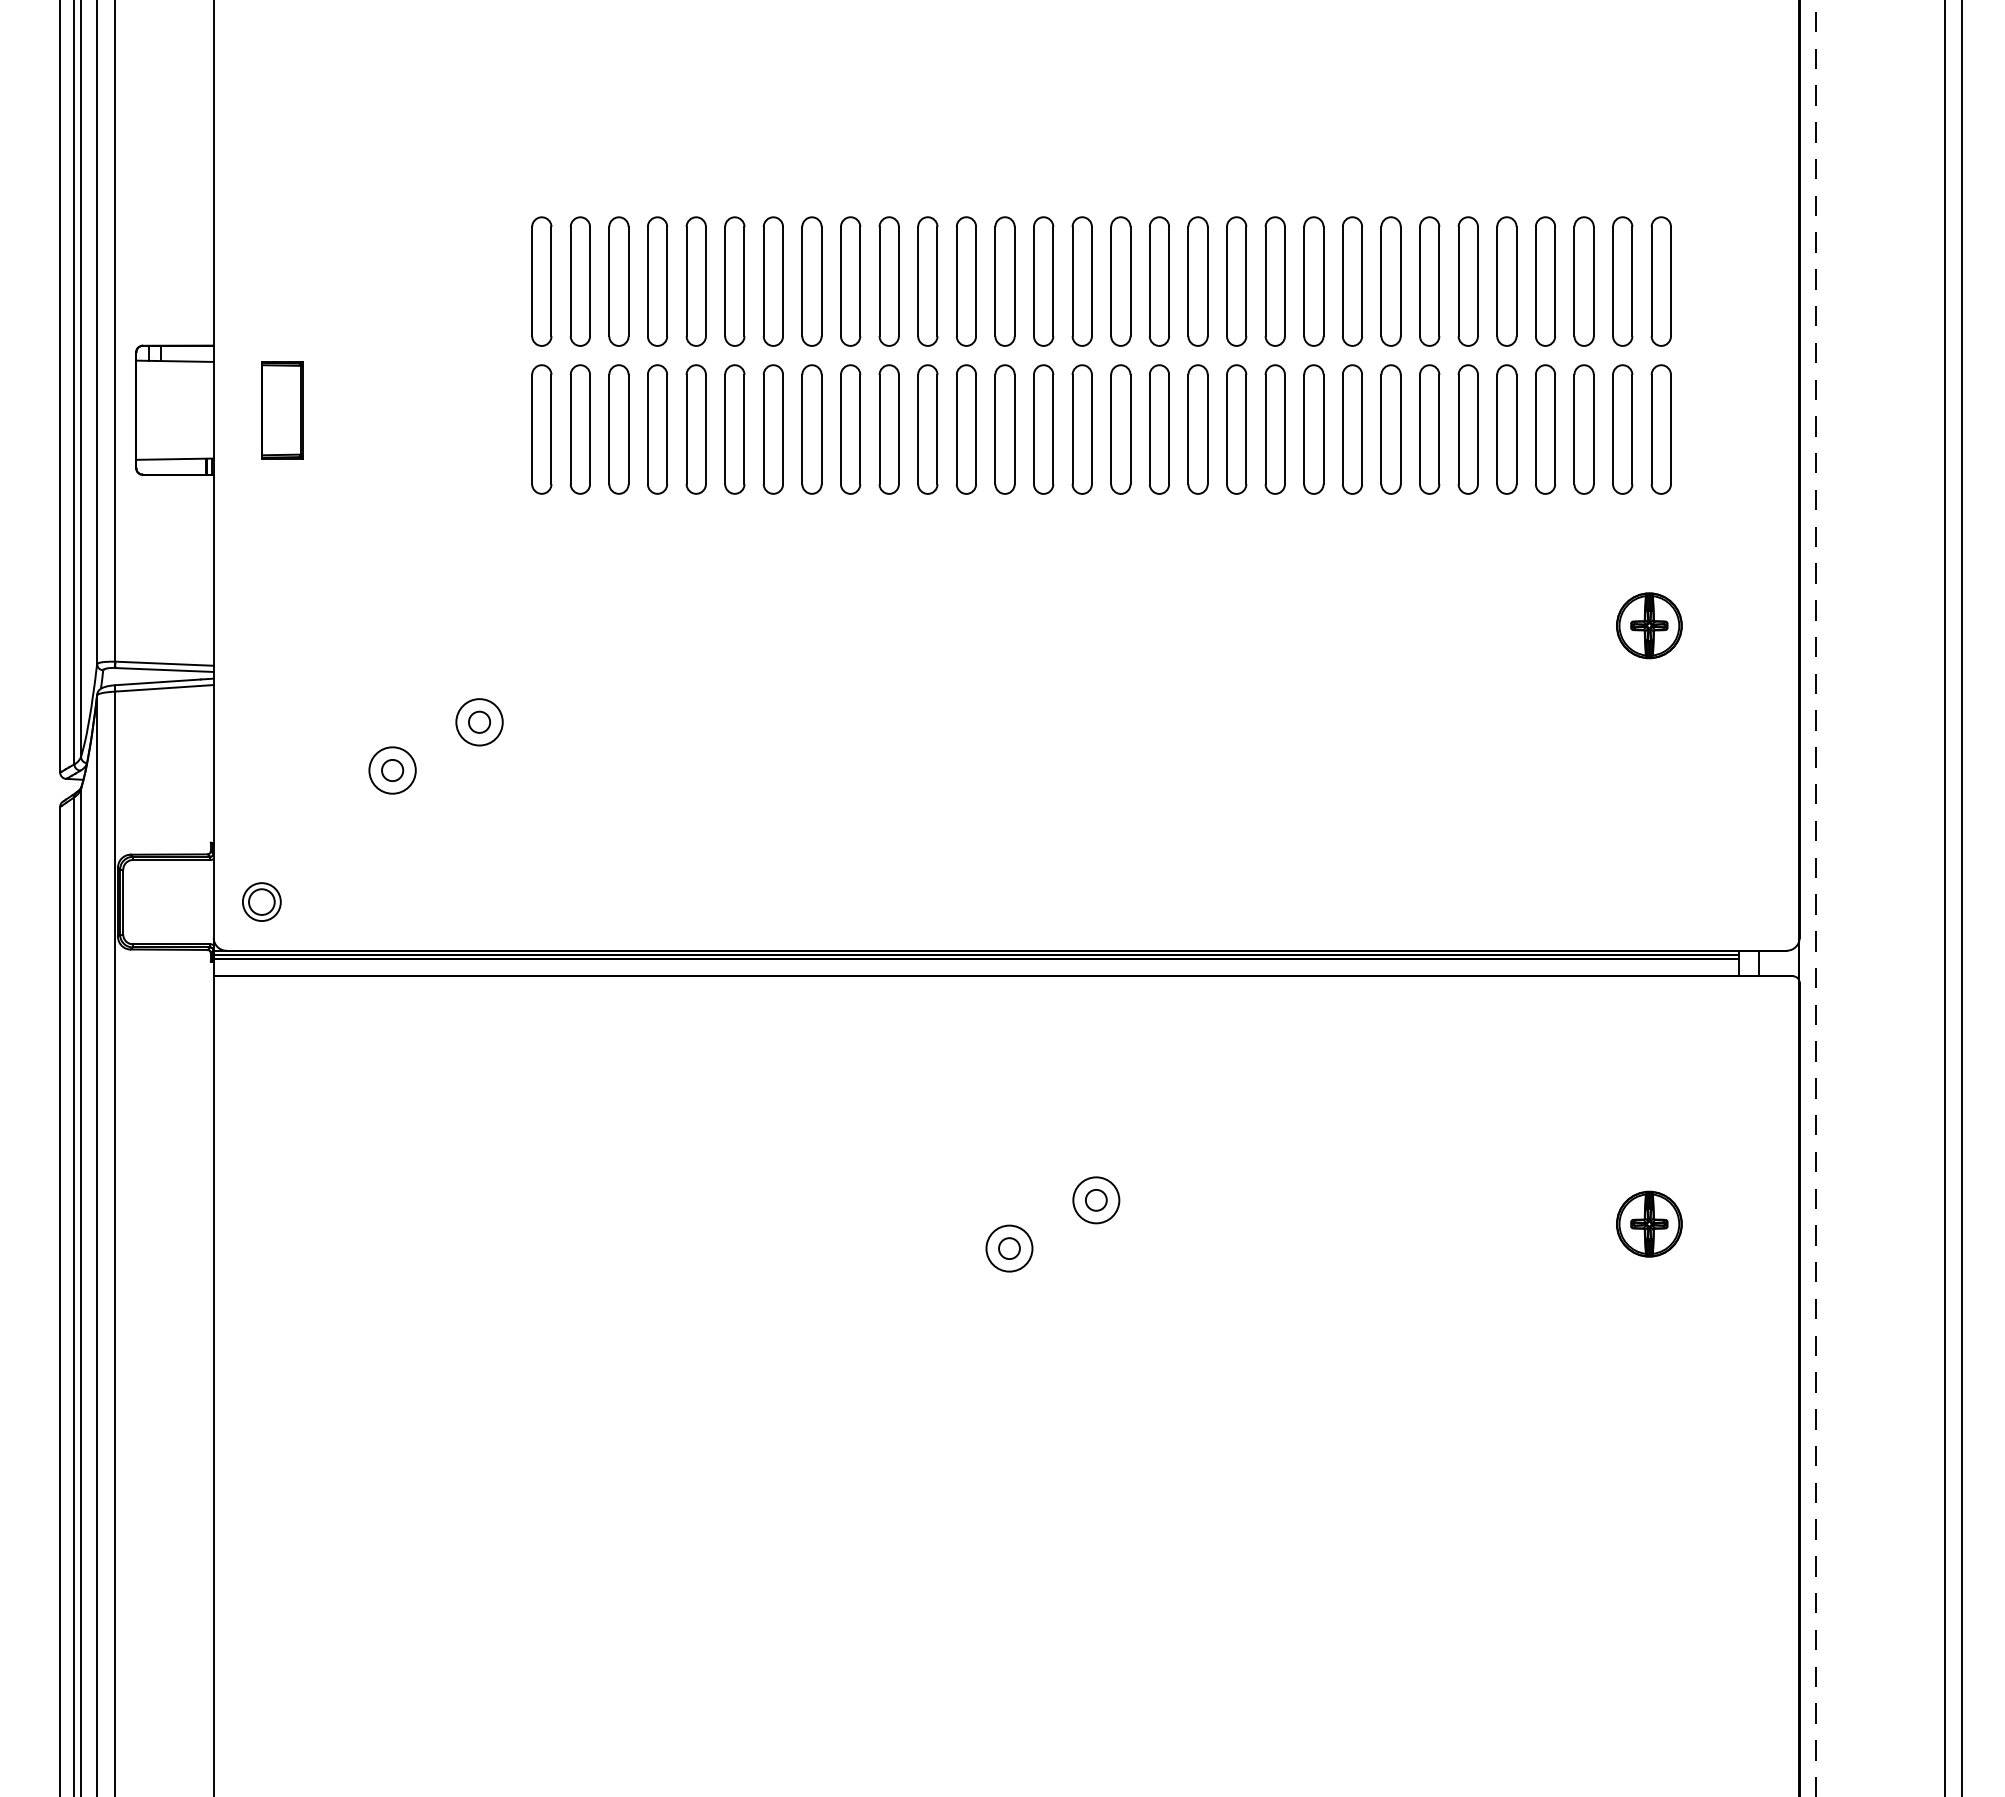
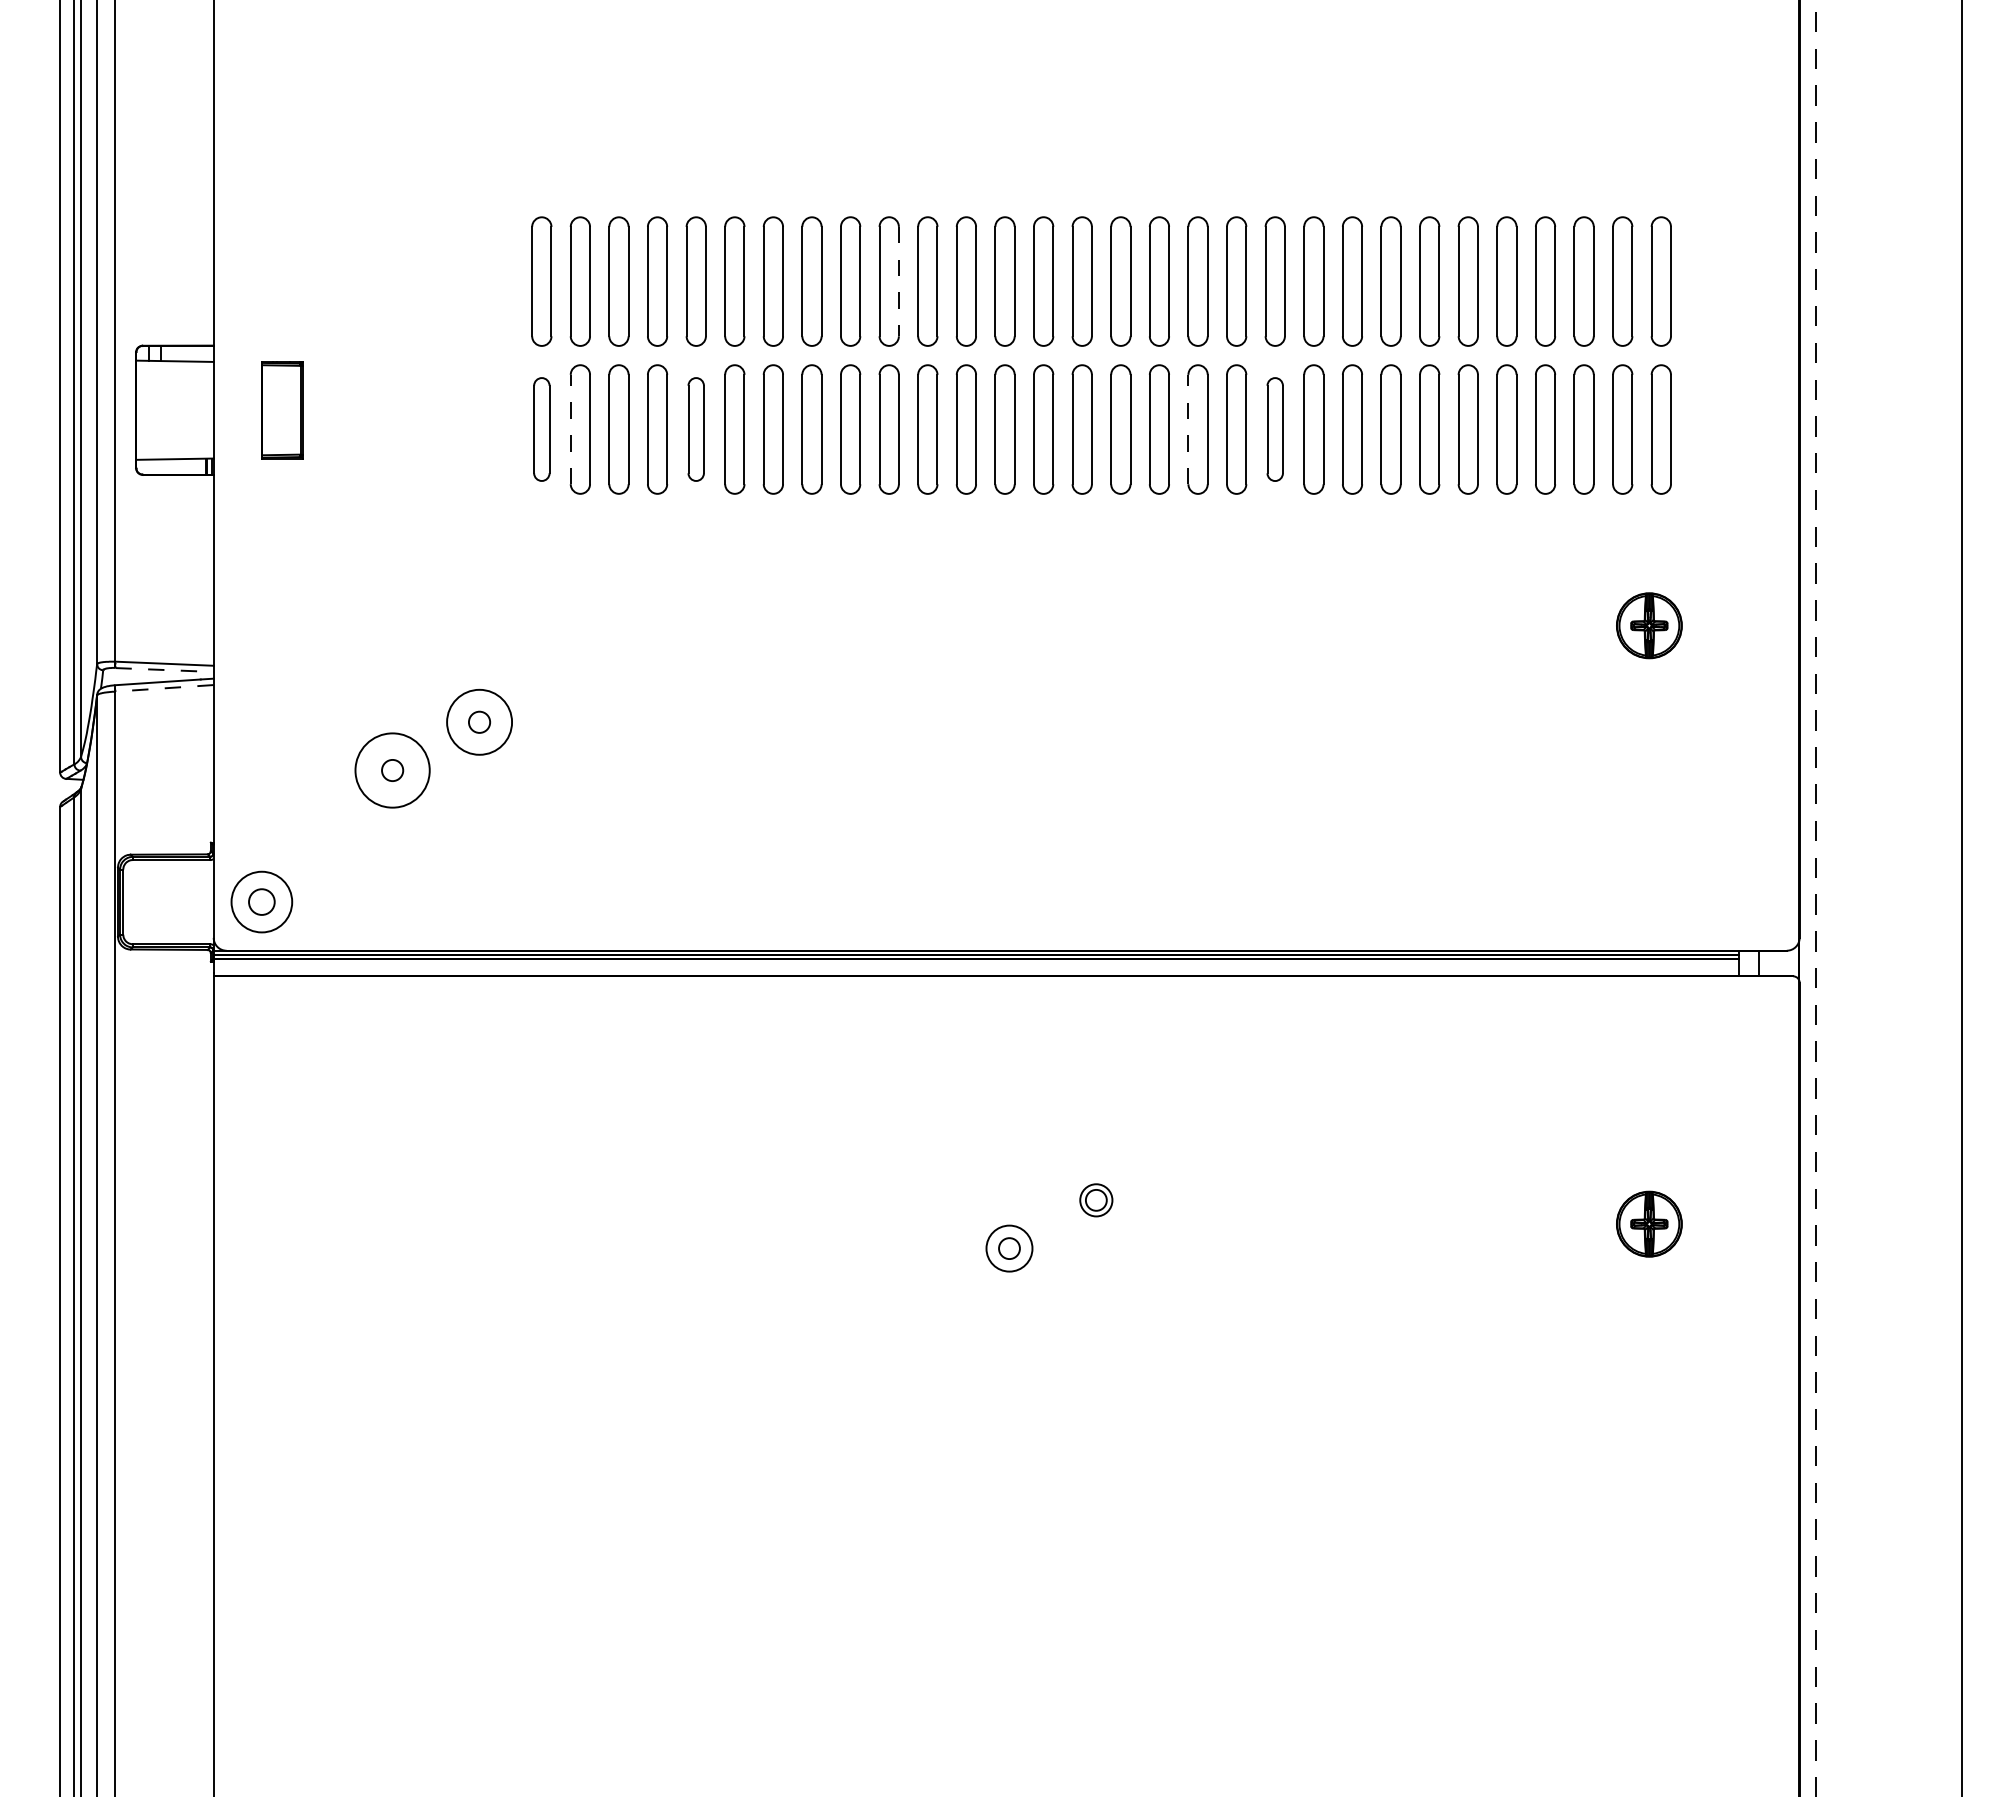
line: solid -> dashed (898, 281)
part size: 22x131 px -> 18x105 px (541, 429)
line: solid -> dashed (570, 429)
part size: 22x131 px -> 18x105 px (695, 429)
line: solid -> dashed (1188, 429)
part size: 22x131 px -> 18x105 px (1274, 429)
line: solid -> dashed (165, 670)
line: solid -> dashed (164, 688)
circle diameter: 46 px -> 65 px (479, 721)
circle diameter: 46 px -> 74 px (392, 770)
line: present -> none (1944, 897)
circle diameter: 38 px -> 61 px (261, 901)
circle diameter: 46 px -> 32 px (1096, 1200)
